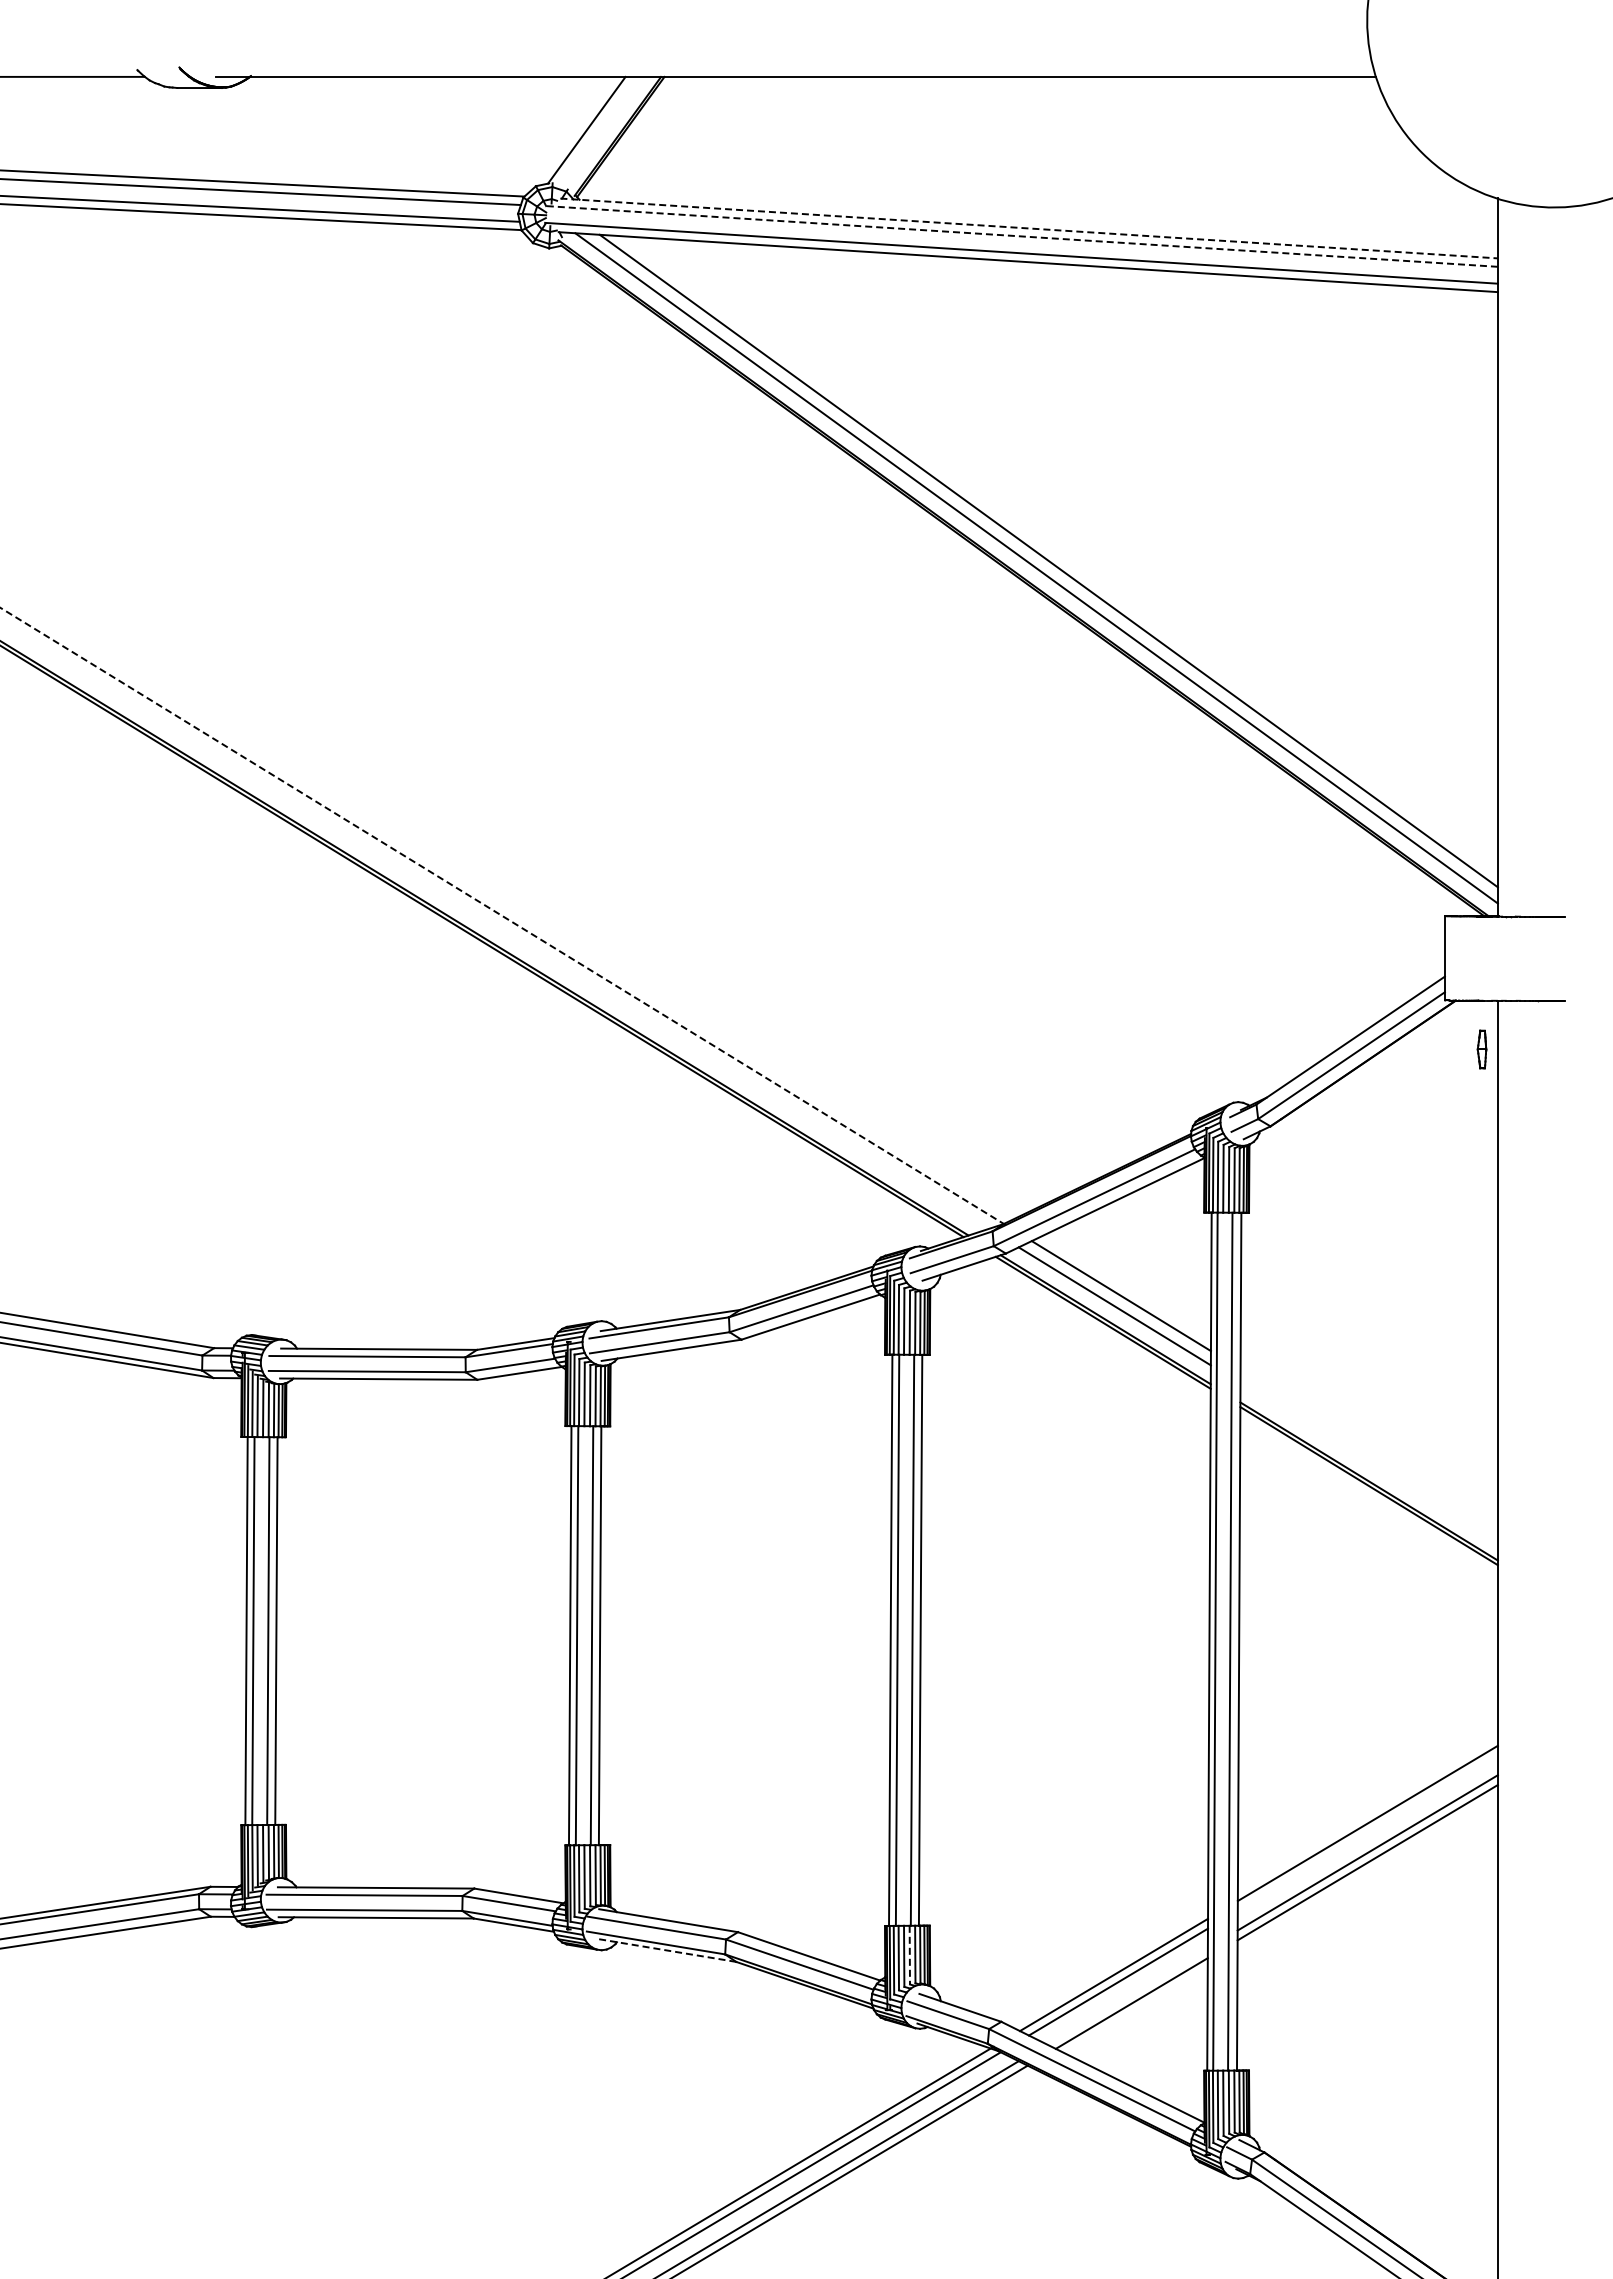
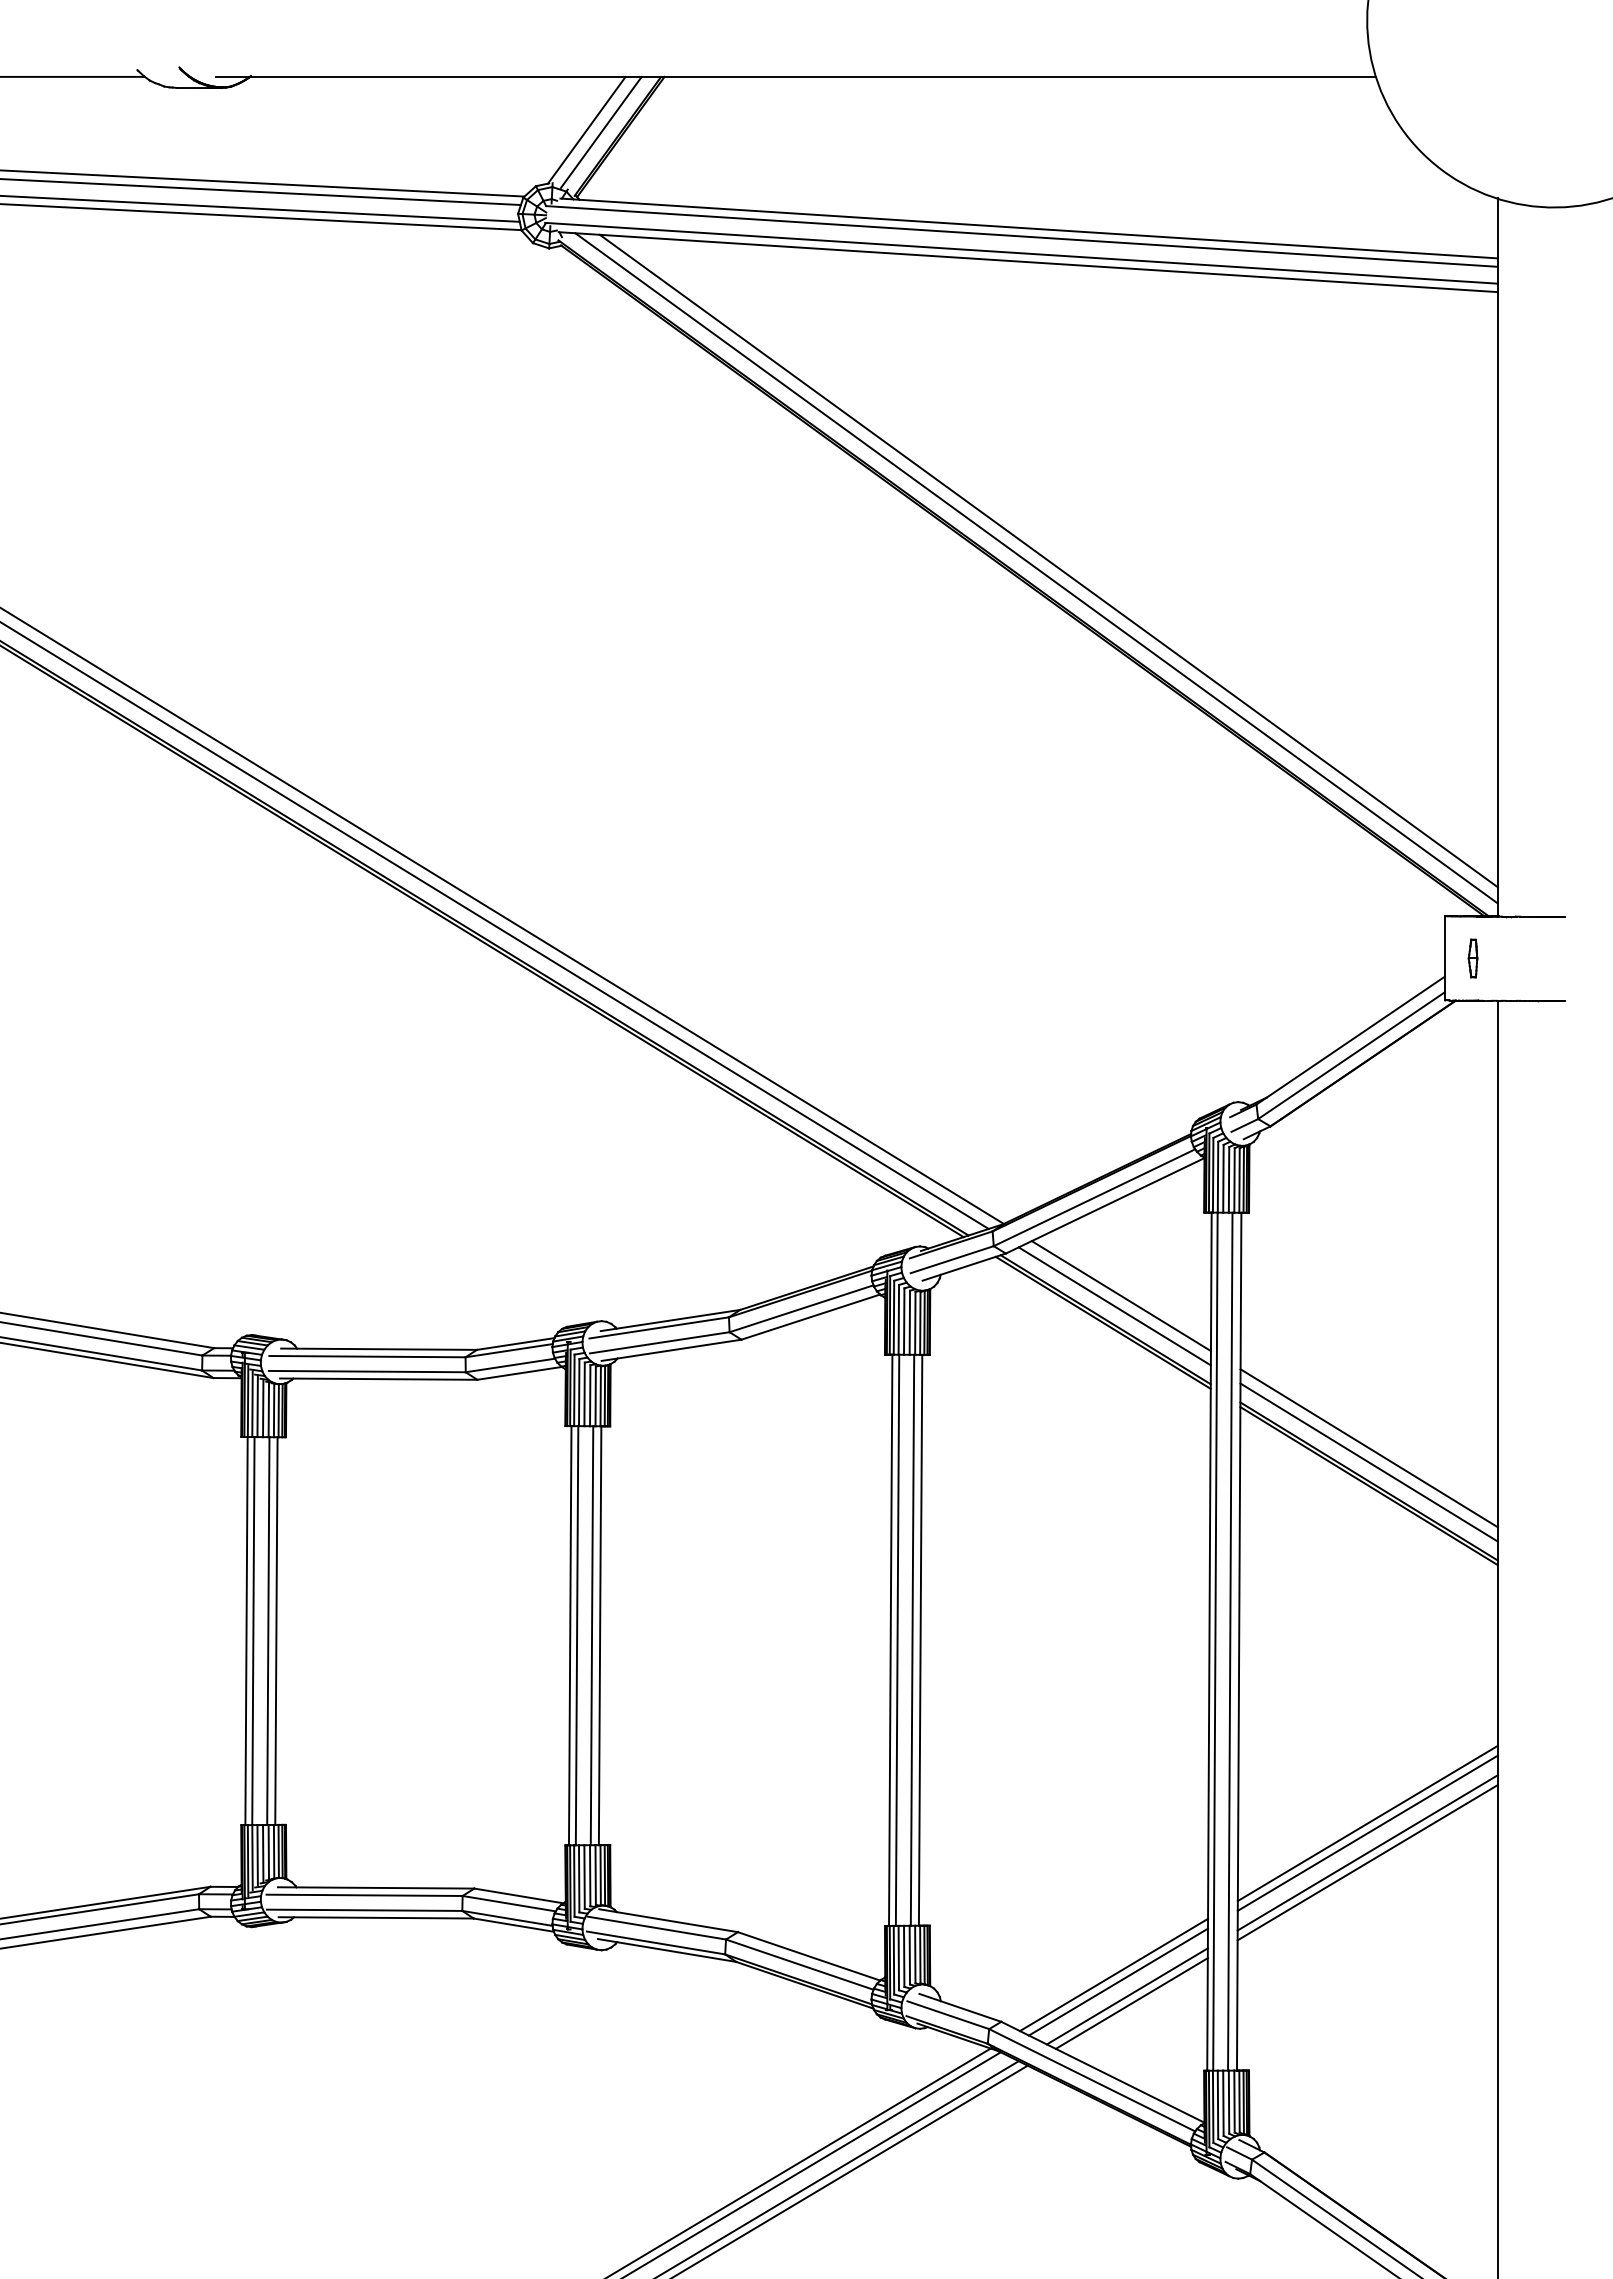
line: none -> present (600, 132)
line: dashed -> solid (1029, 228)
line: dashed -> solid (1021, 236)
line: dashed -> solid (503, 916)
line: none -> present (495, 925)
part position: (1481, 1049) -> (1472, 958) (1472, 958)
line: none -> present (1368, 1448)
line: none -> present (1368, 1462)
line: none -> present (1367, 1832)
line: dashed -> solid (666, 1950)
line: dashed -> solid (909, 1955)
line: none -> present (1126, 1996)
